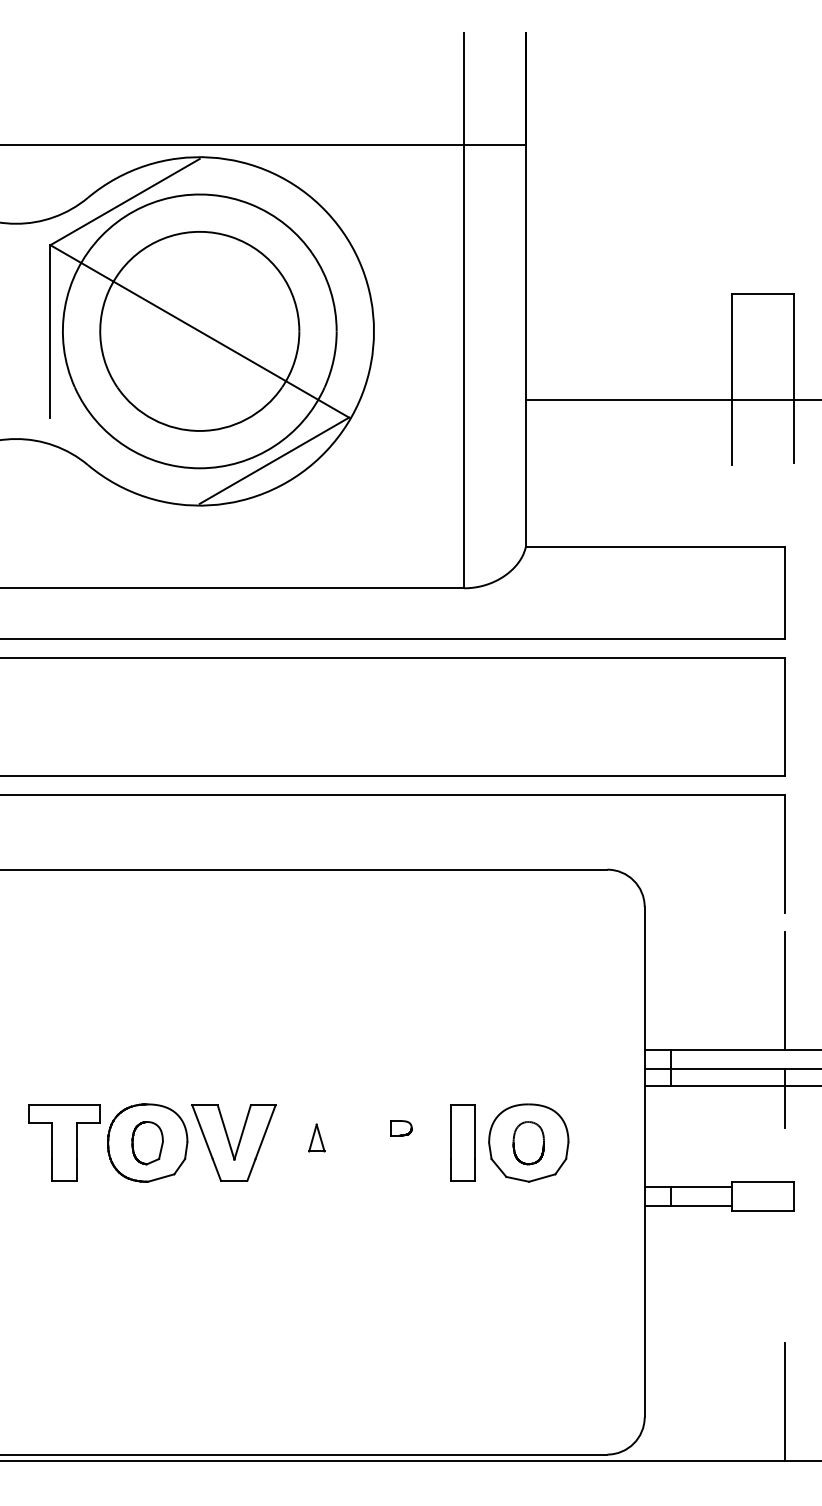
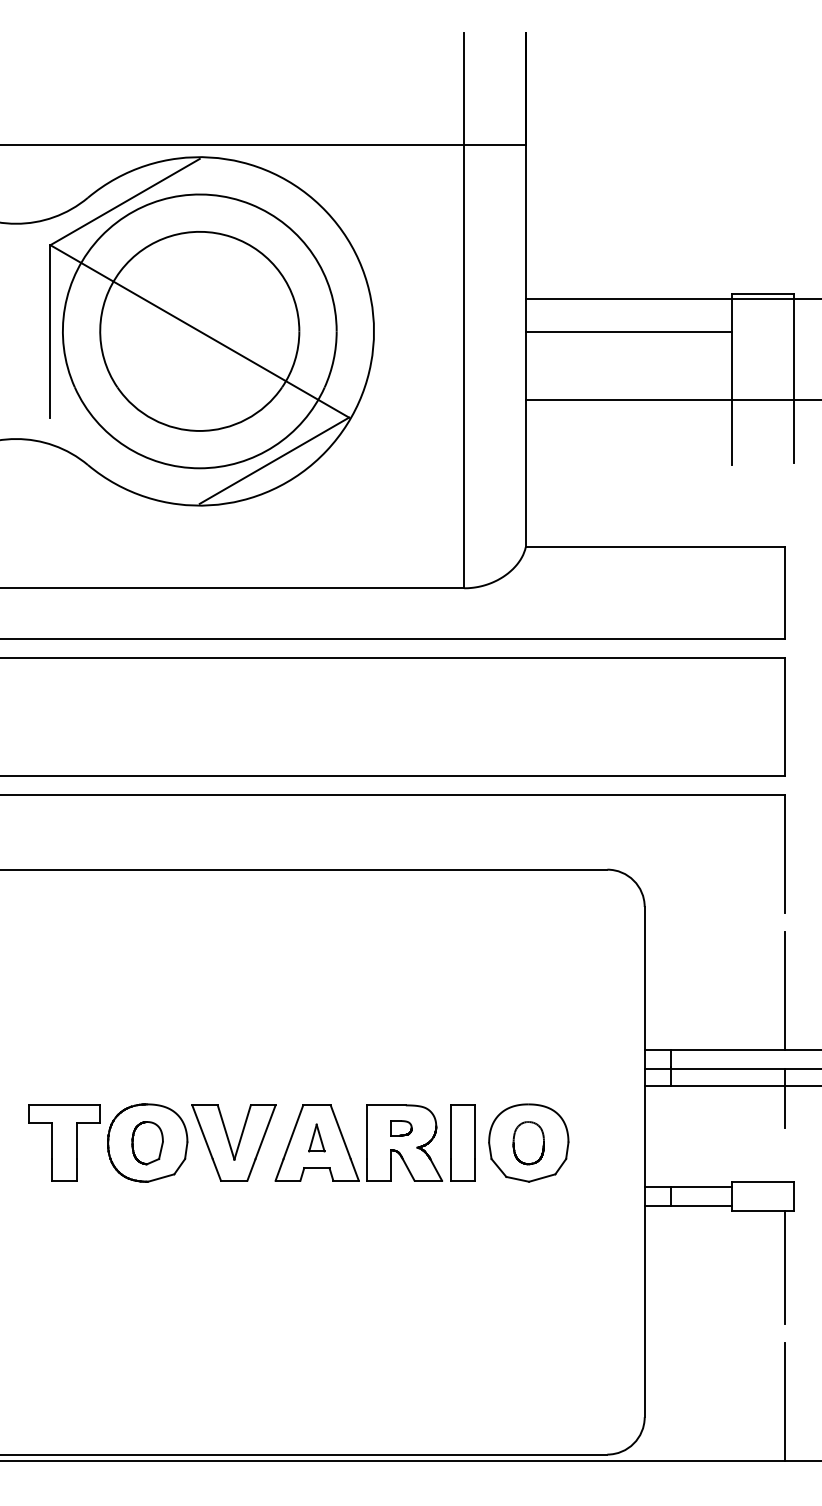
line: none -> present (672, 298)
line: none -> present (628, 331)
part: none -> present (366, 1142)
line: none -> present (785, 1266)
